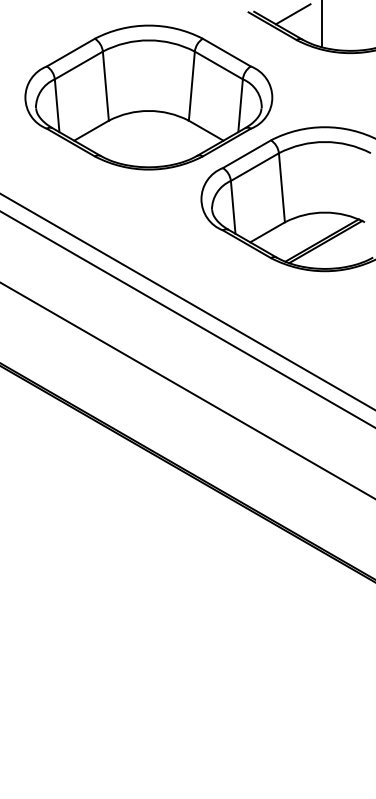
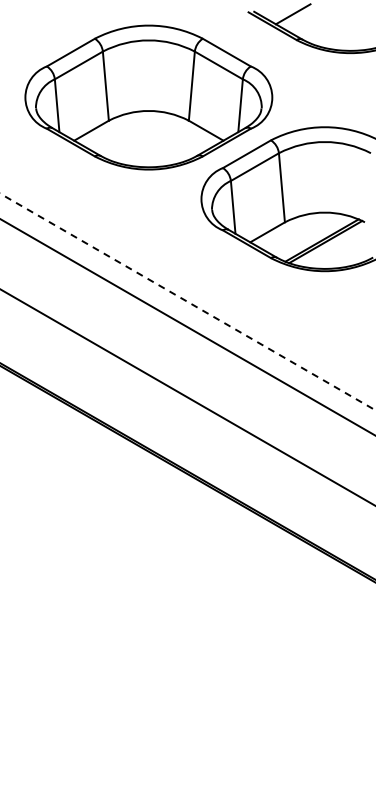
line: present -> none (321, 24)
line: solid -> dashed (188, 302)
line position: (187, 319) -> (187, 327) (187, 327)
line position: (187, 390) -> (187, 397) (187, 397)
